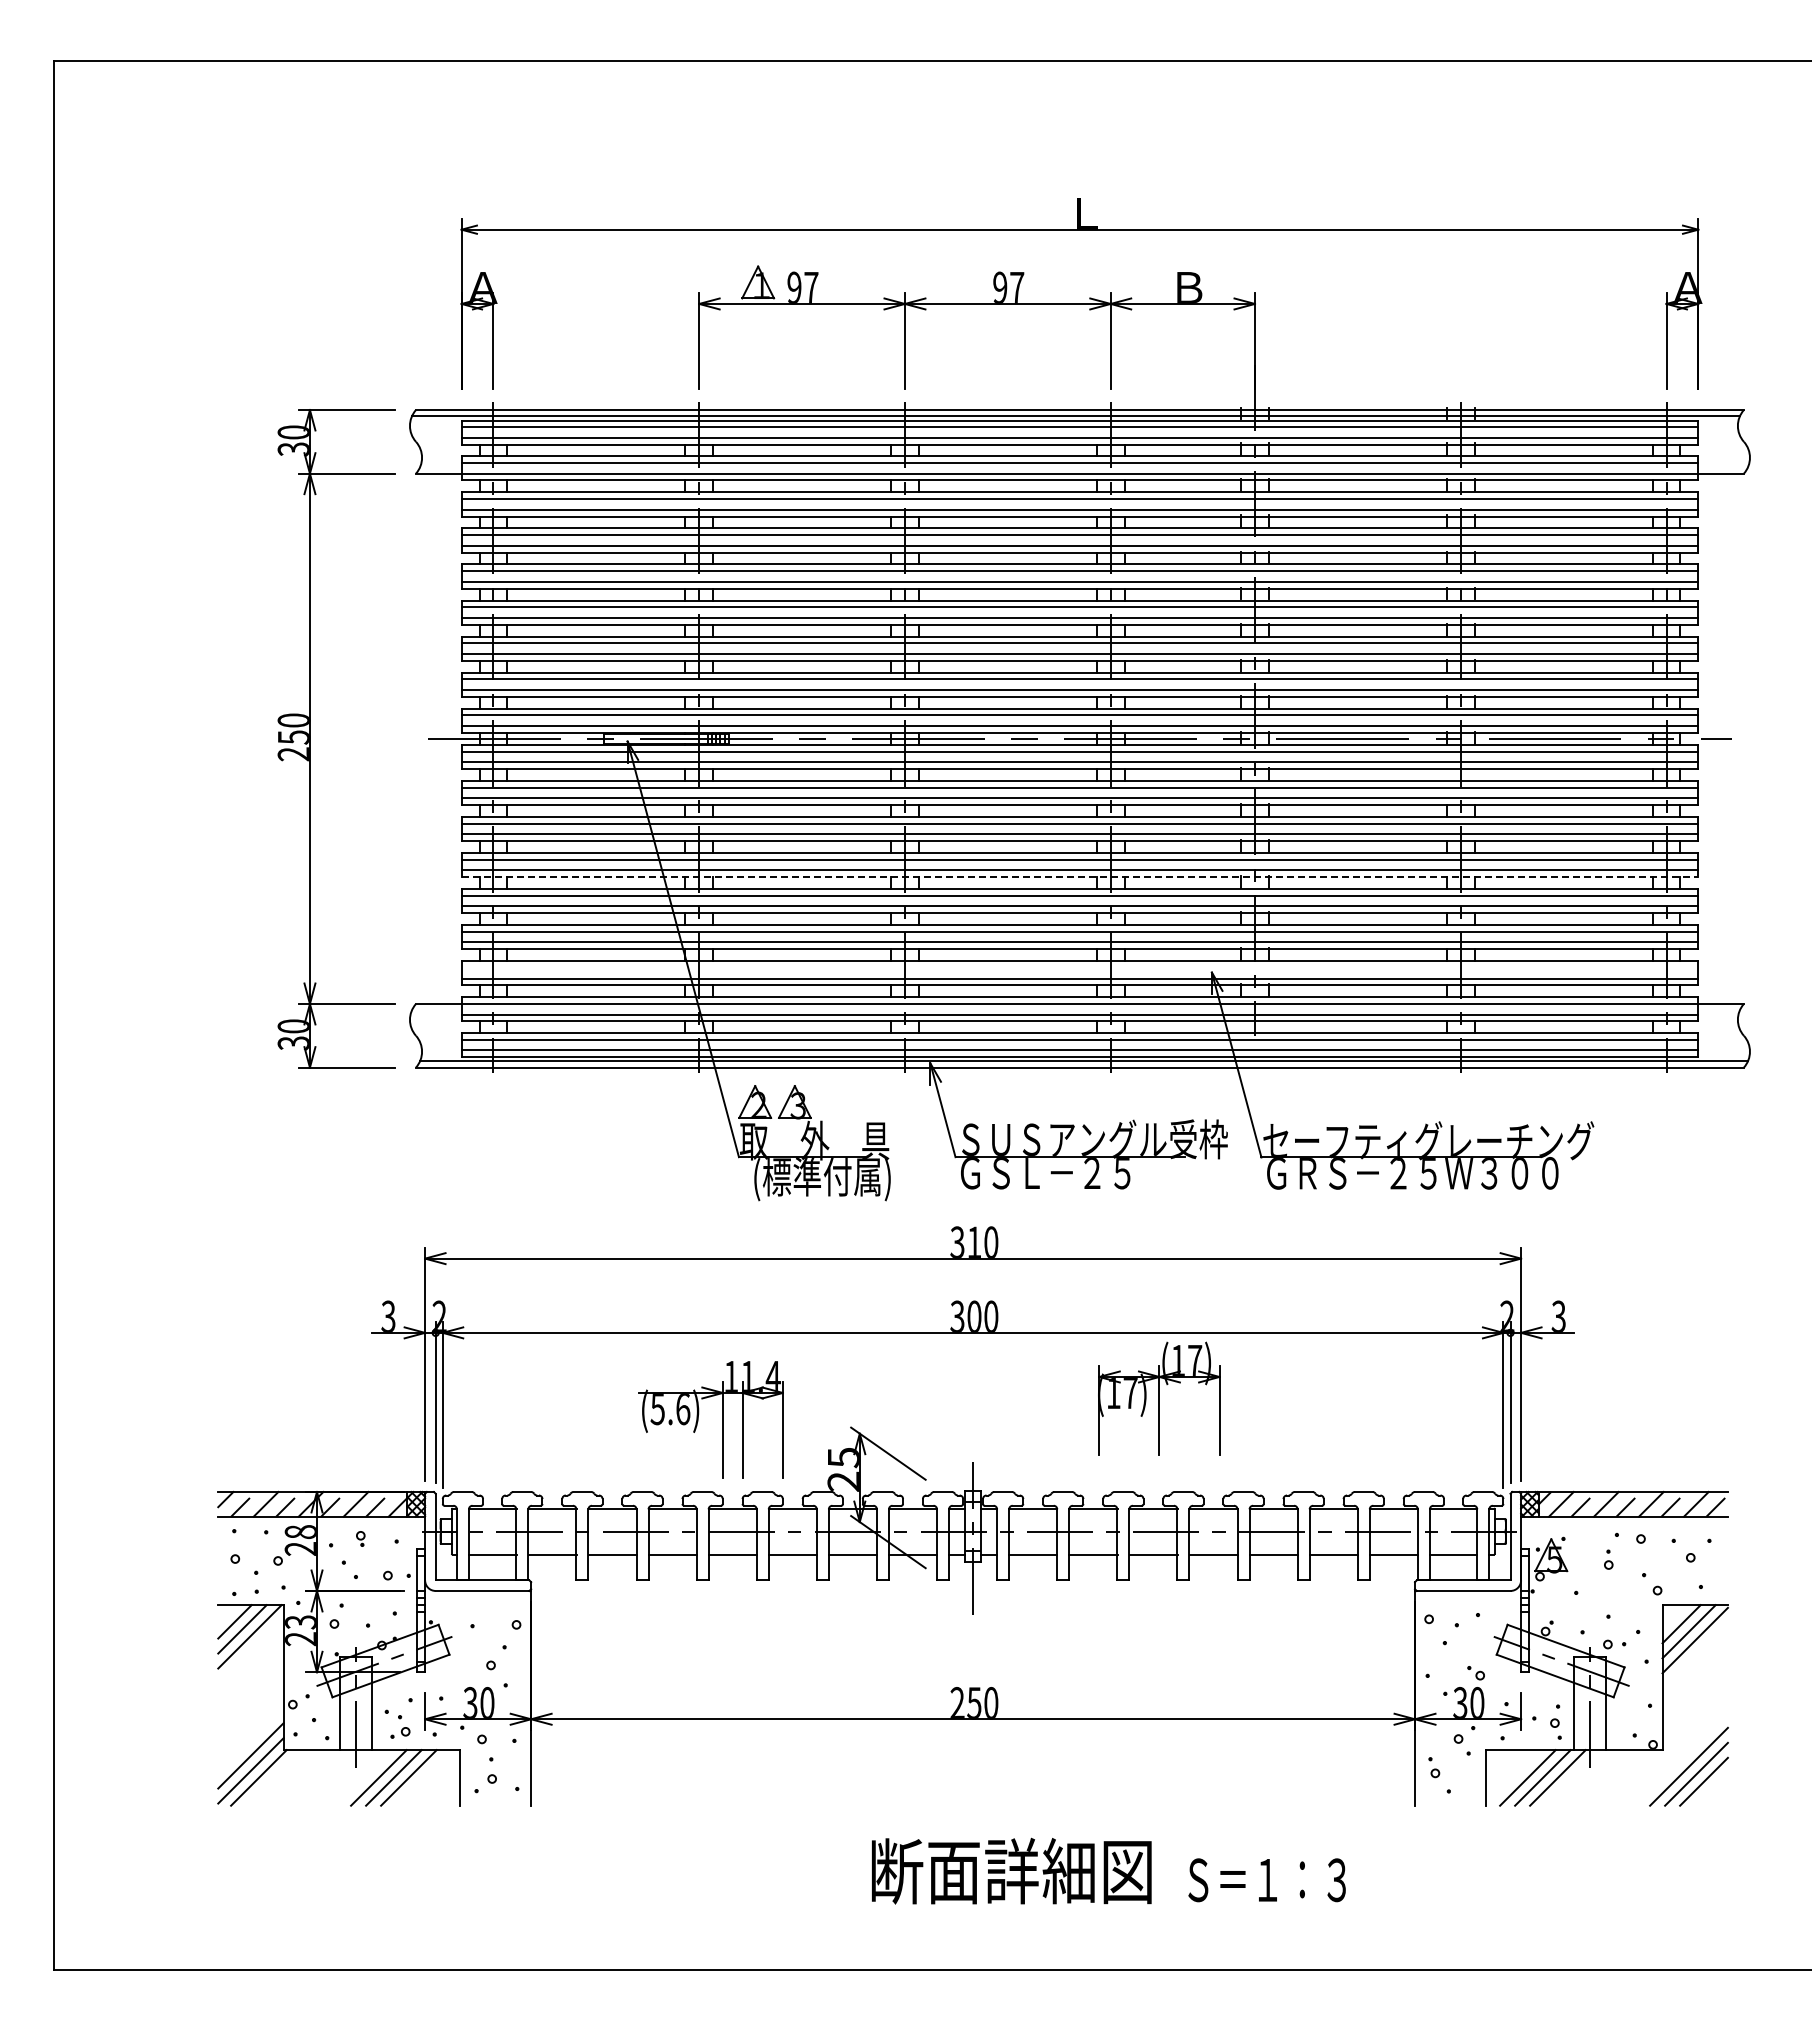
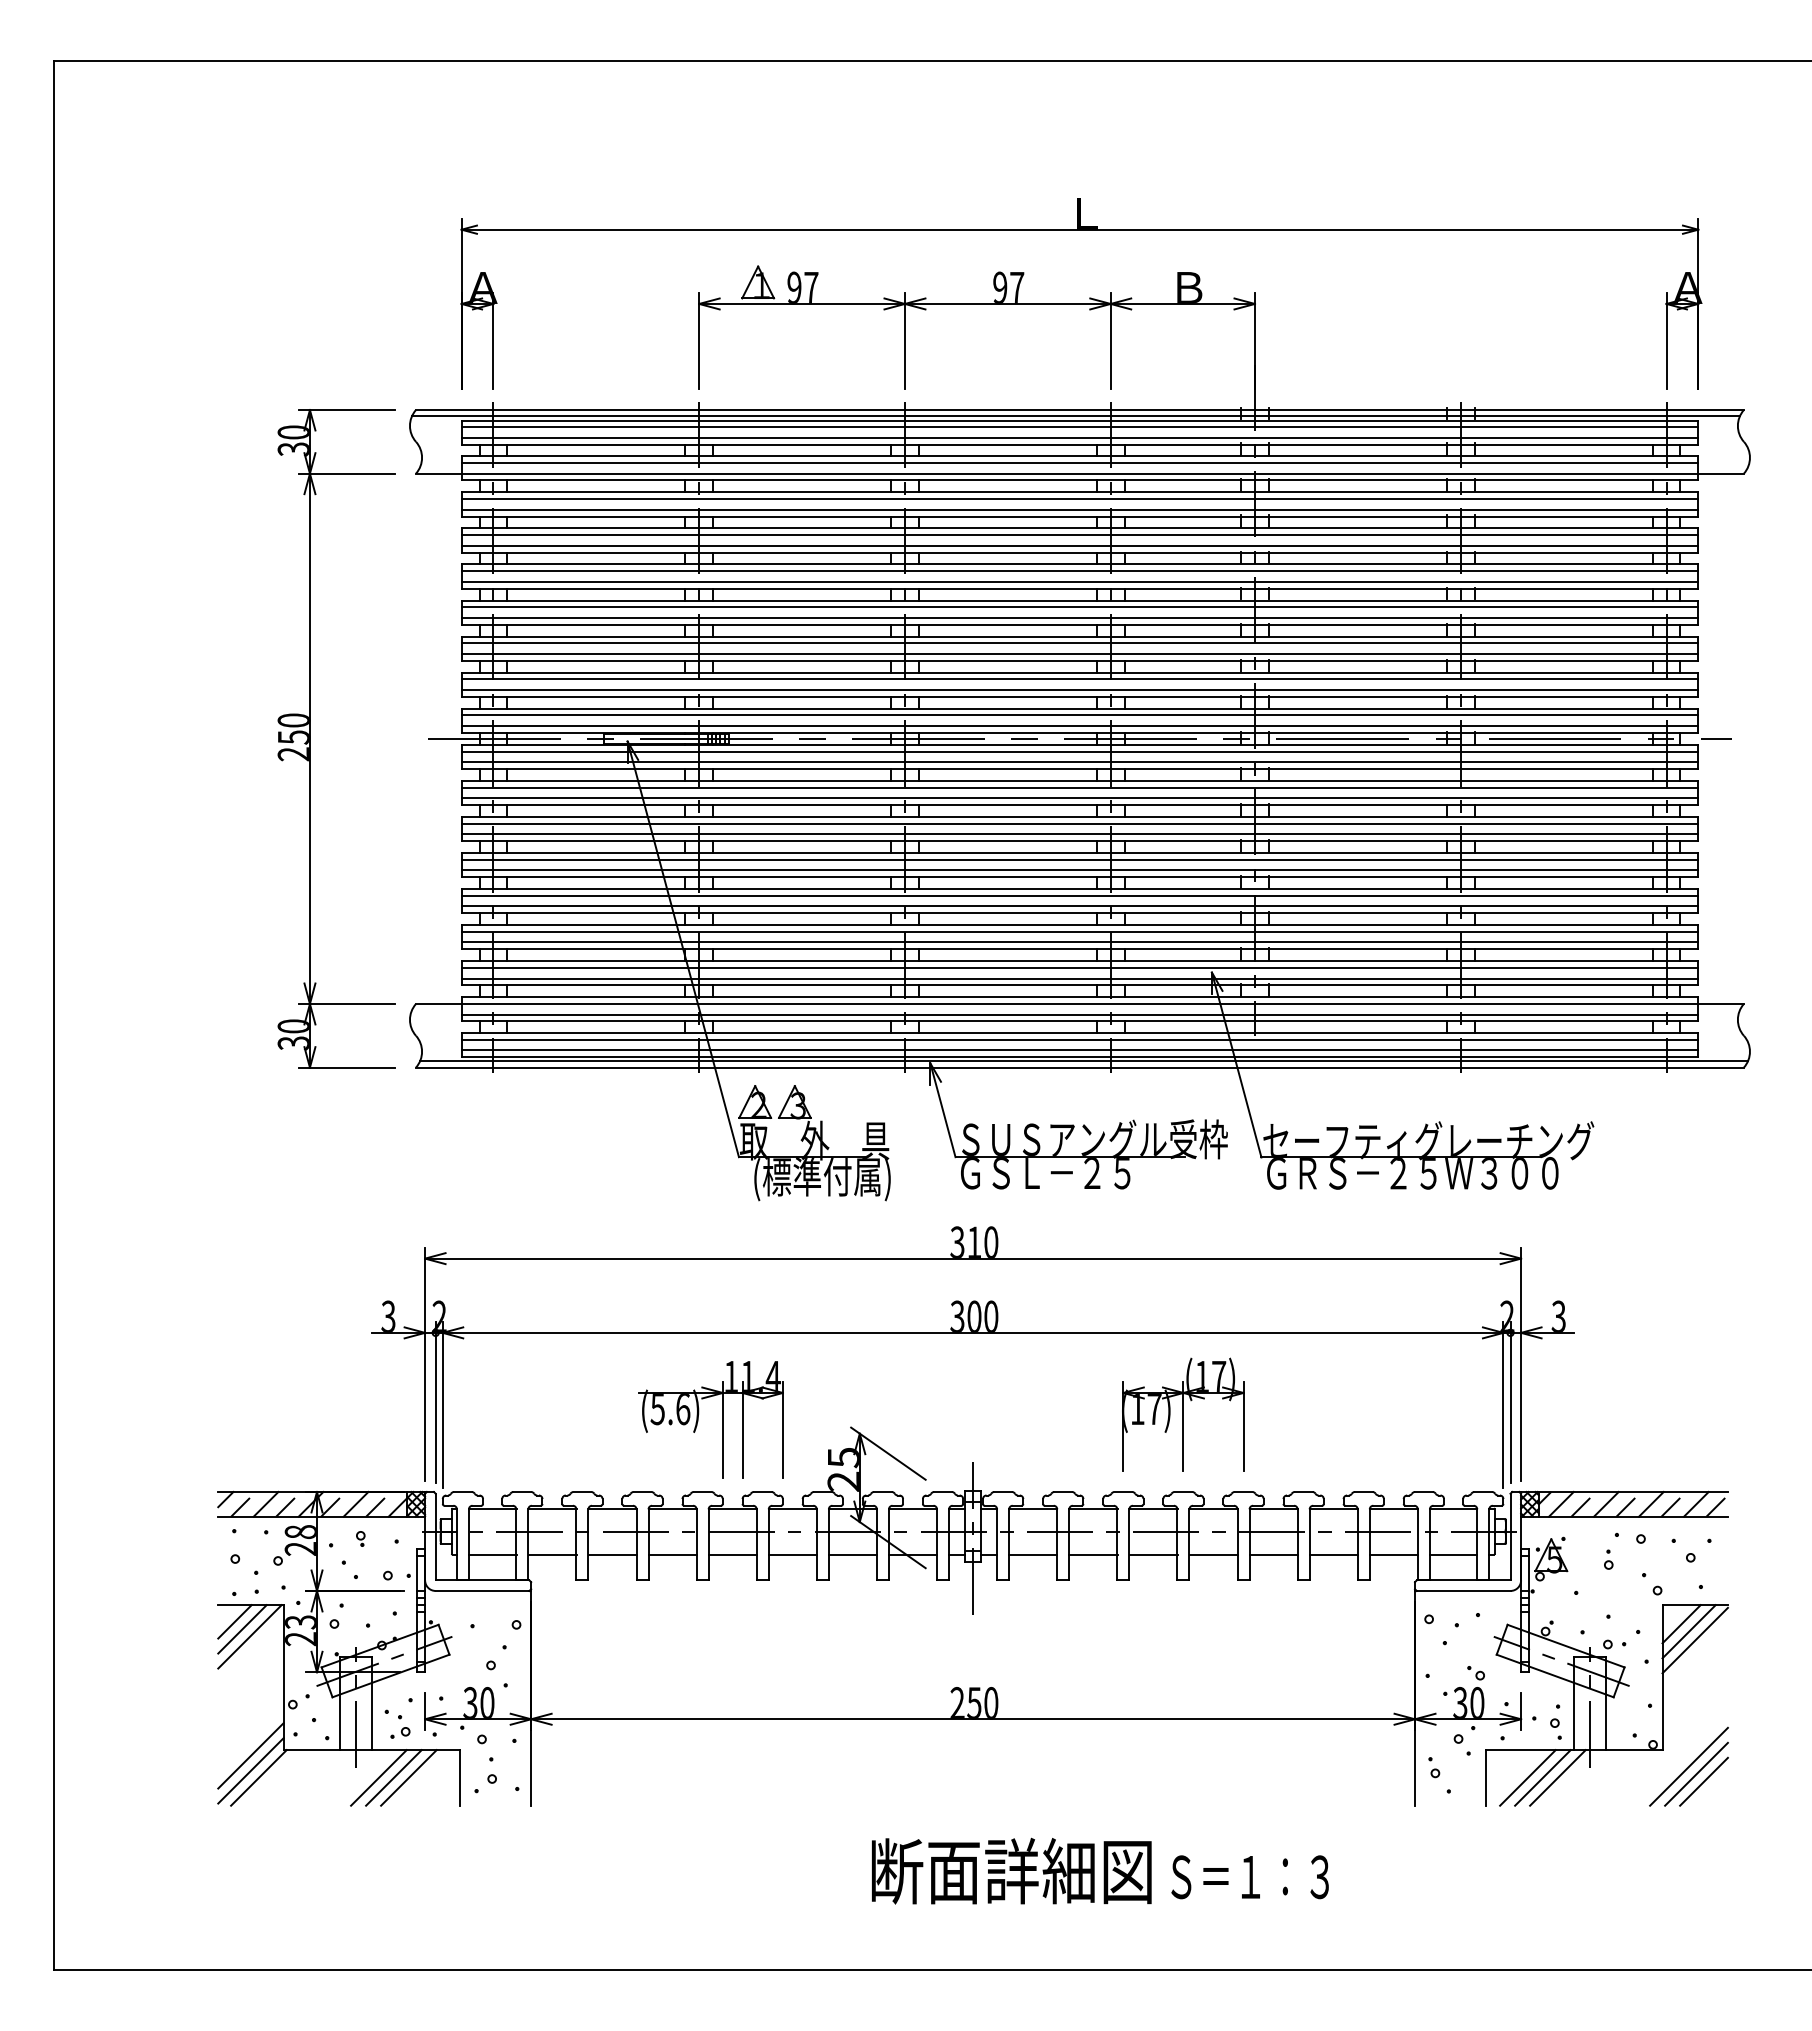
line: dashed -> solid (1080, 877)
line: none -> present (1079, 967)
part position: (1159, 1398) -> (1183, 1414) (1183, 1414)
text position: (1266, 1880) -> (1249, 1877) (1249, 1877)
